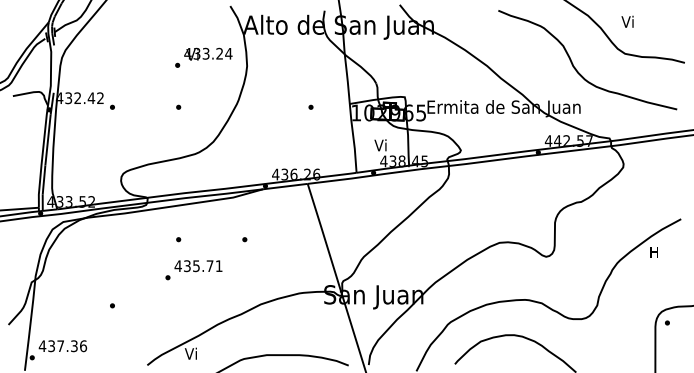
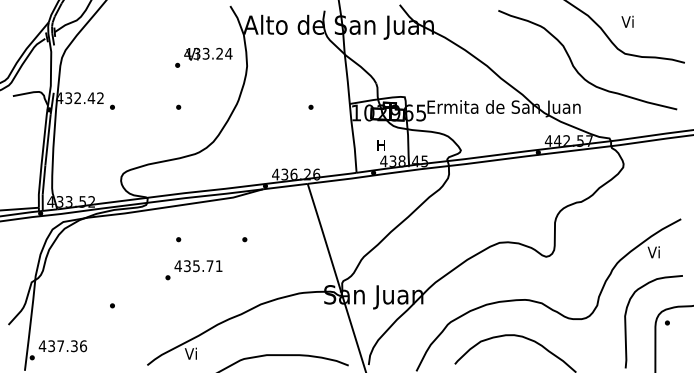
text: Vi -> H (380, 145)
text: H -> Vi (653, 252)
curve: none -> present (626, 321)
